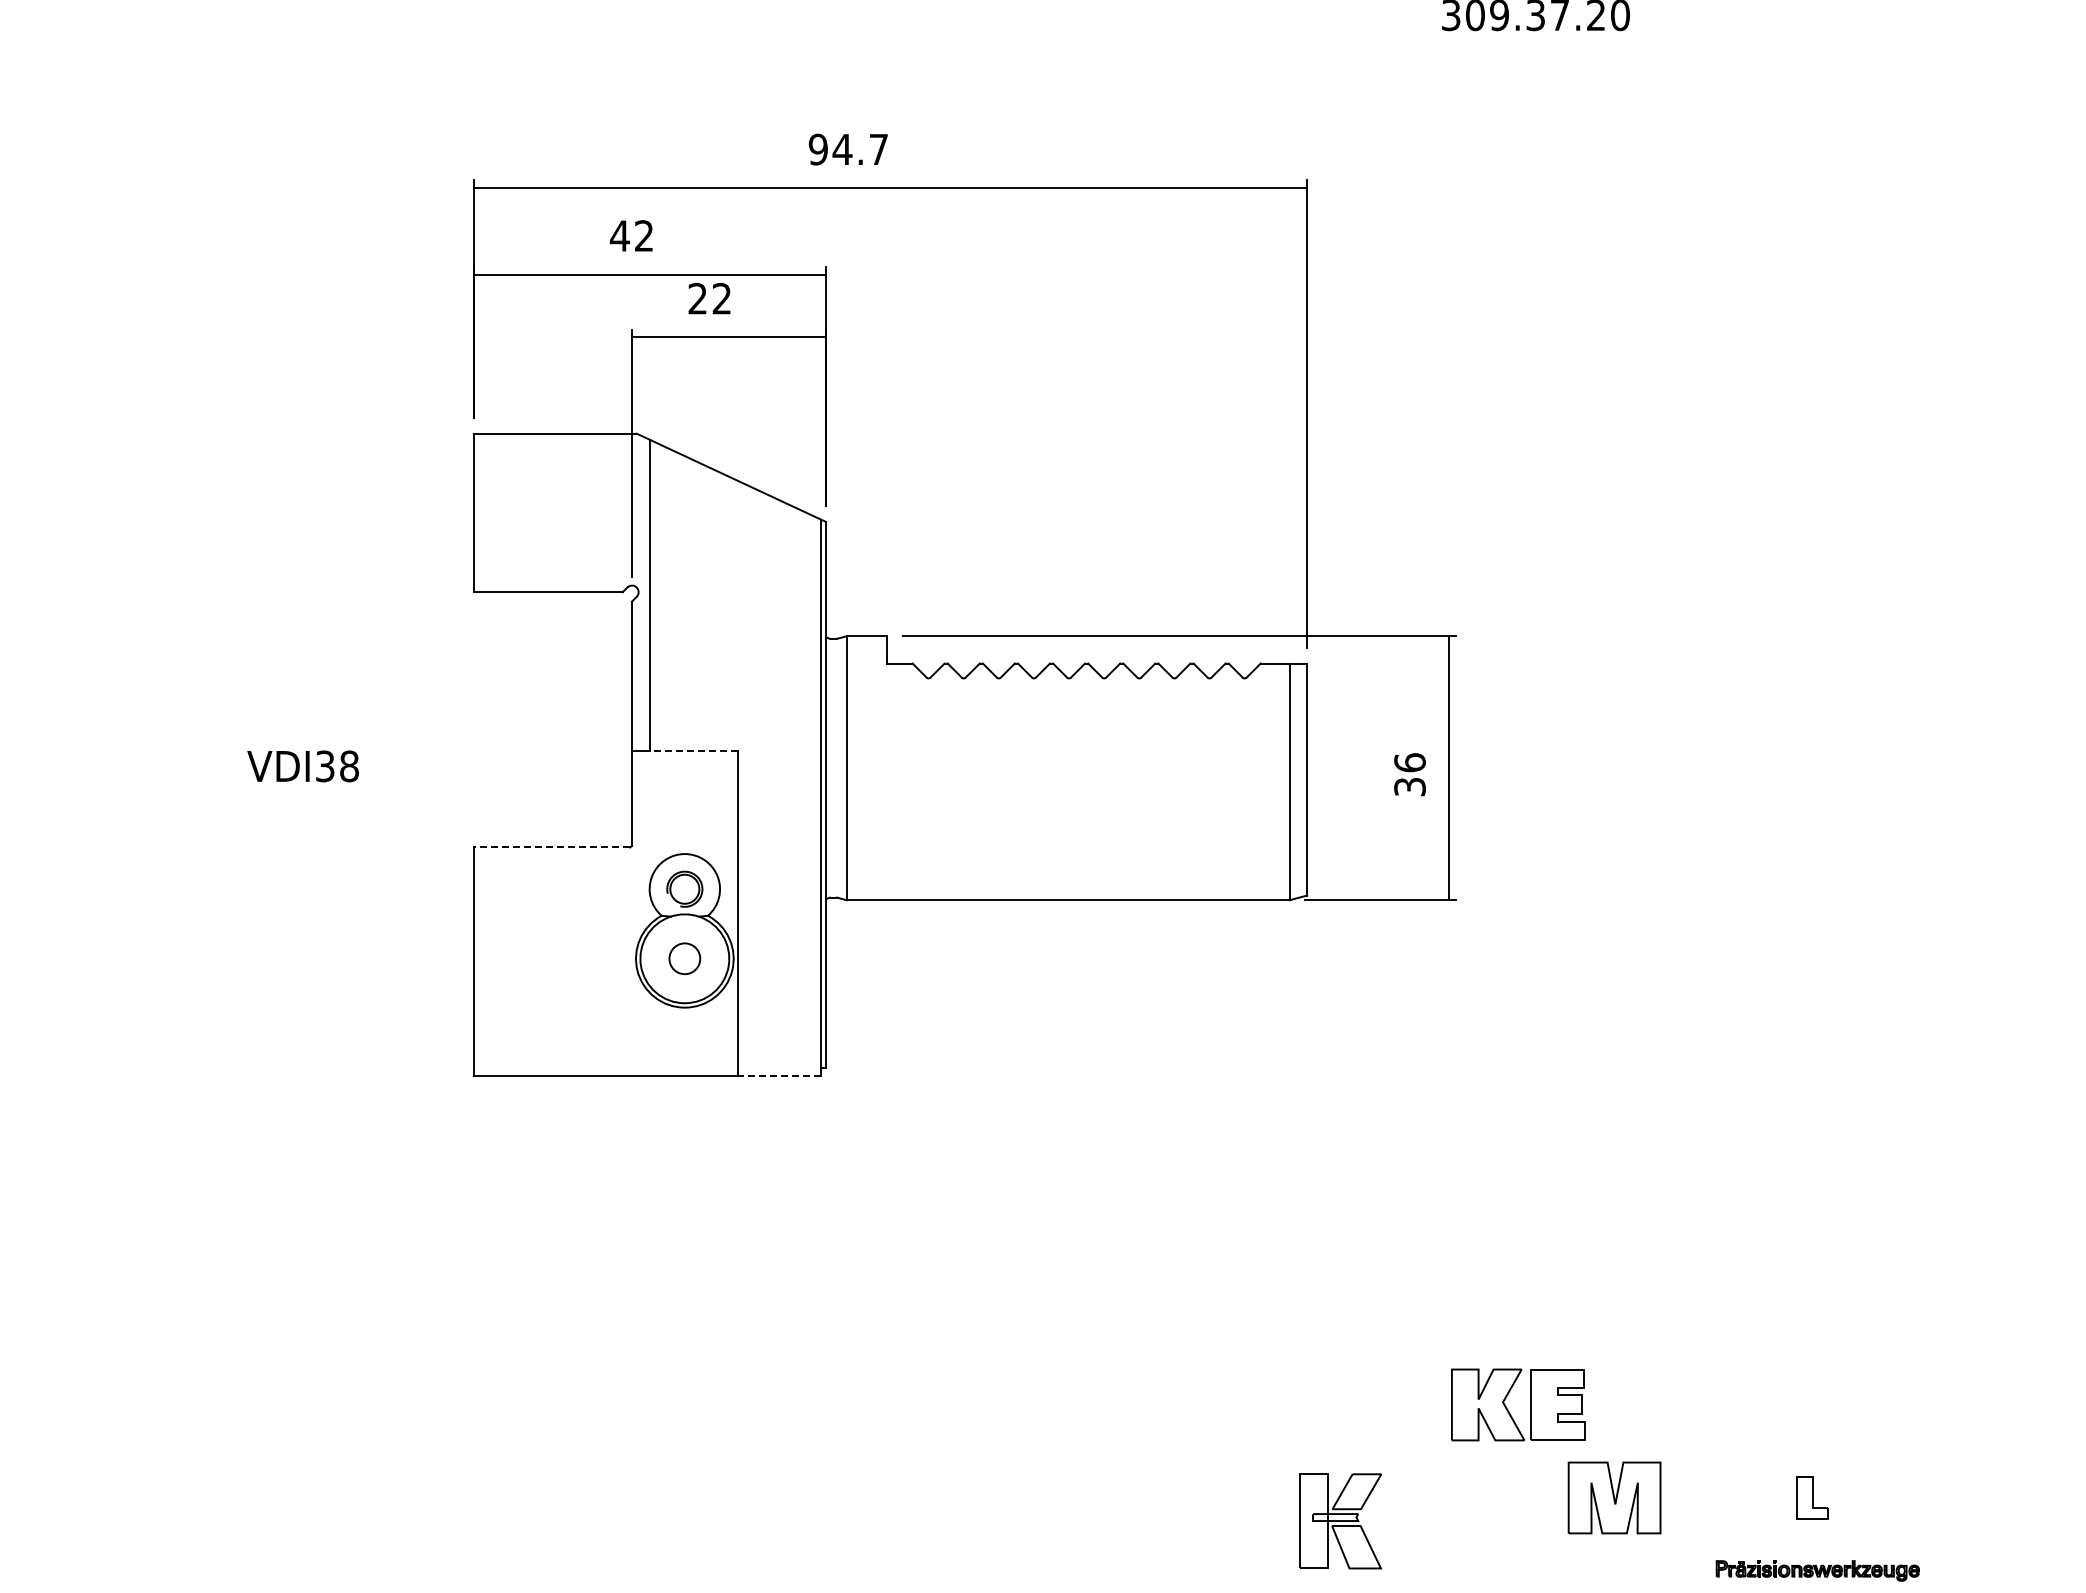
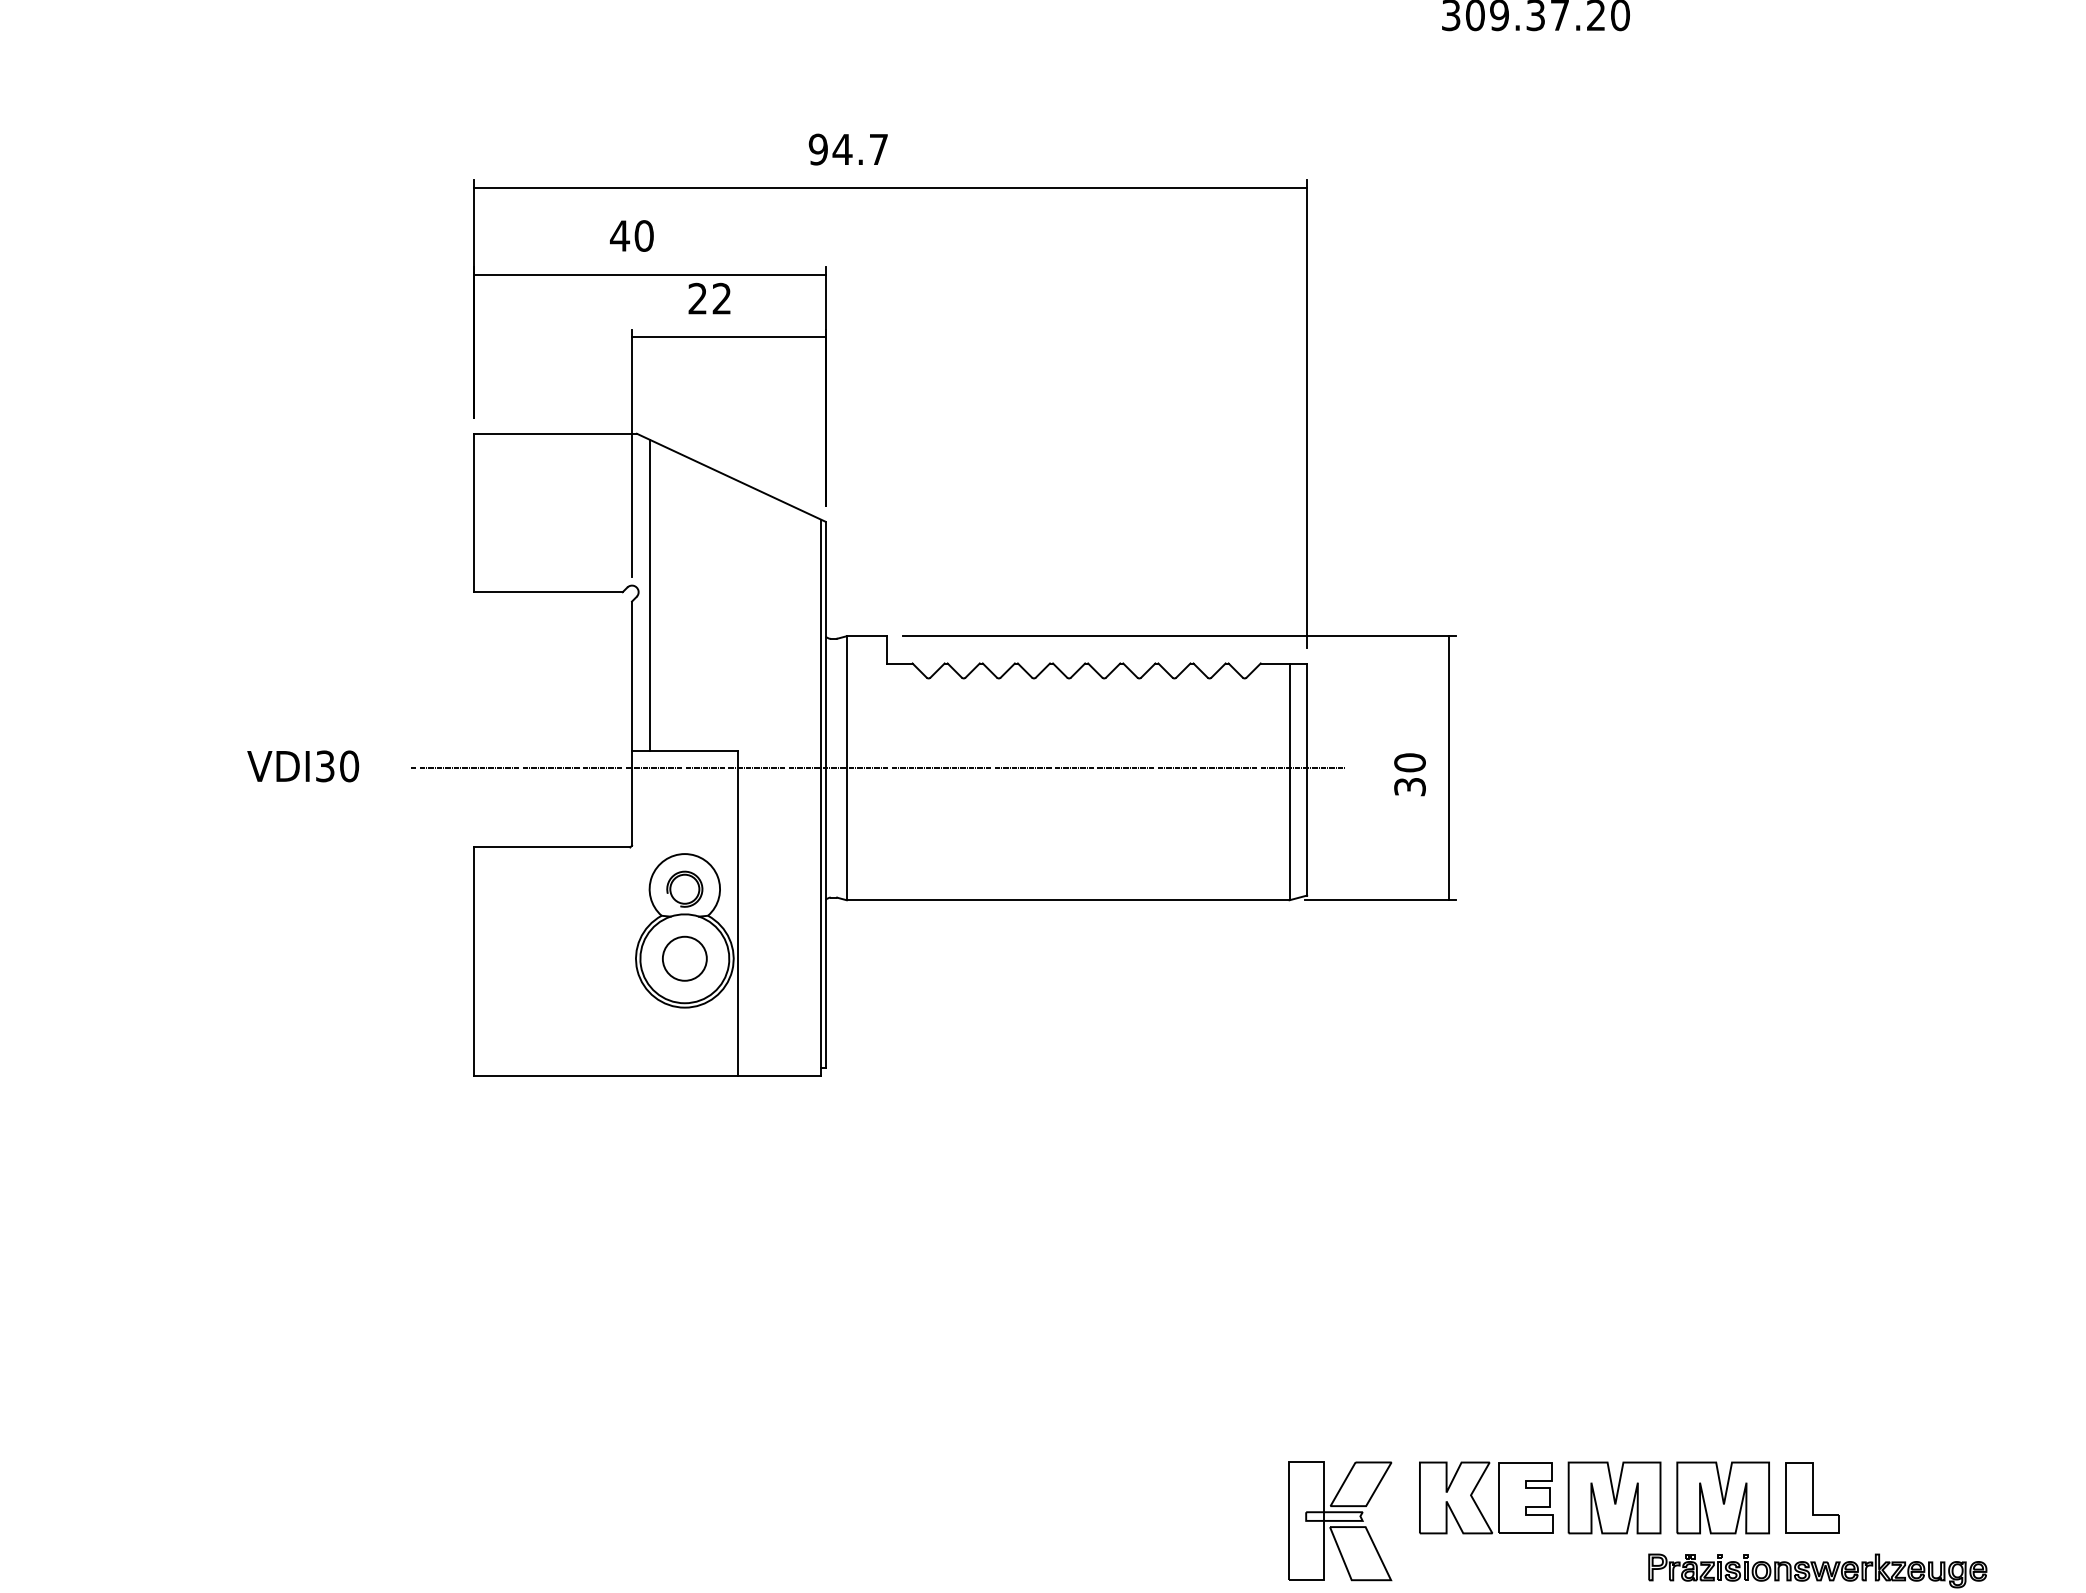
text: 42 -> 40 (643, 235)
line: dashed -> solid (693, 750)
text: 36 -> 30 (1409, 762)
text: VDI38 -> VDI30 (349, 766)
line: none -> present (877, 768)
line: dashed -> solid (551, 847)
circle diameter: 31 px -> 44 px (684, 958)
line: dashed -> solid (779, 1076)
part position: (1508, 1409) -> (1476, 1502) (1476, 1502)
part: none -> present (1722, 1497)
part size: 33x44 px -> 55x72 px (1812, 1497)
part size: 84x97 px -> 105x121 px (1340, 1521)
part size: 205x22 px -> 340x36 px (1817, 1570)
